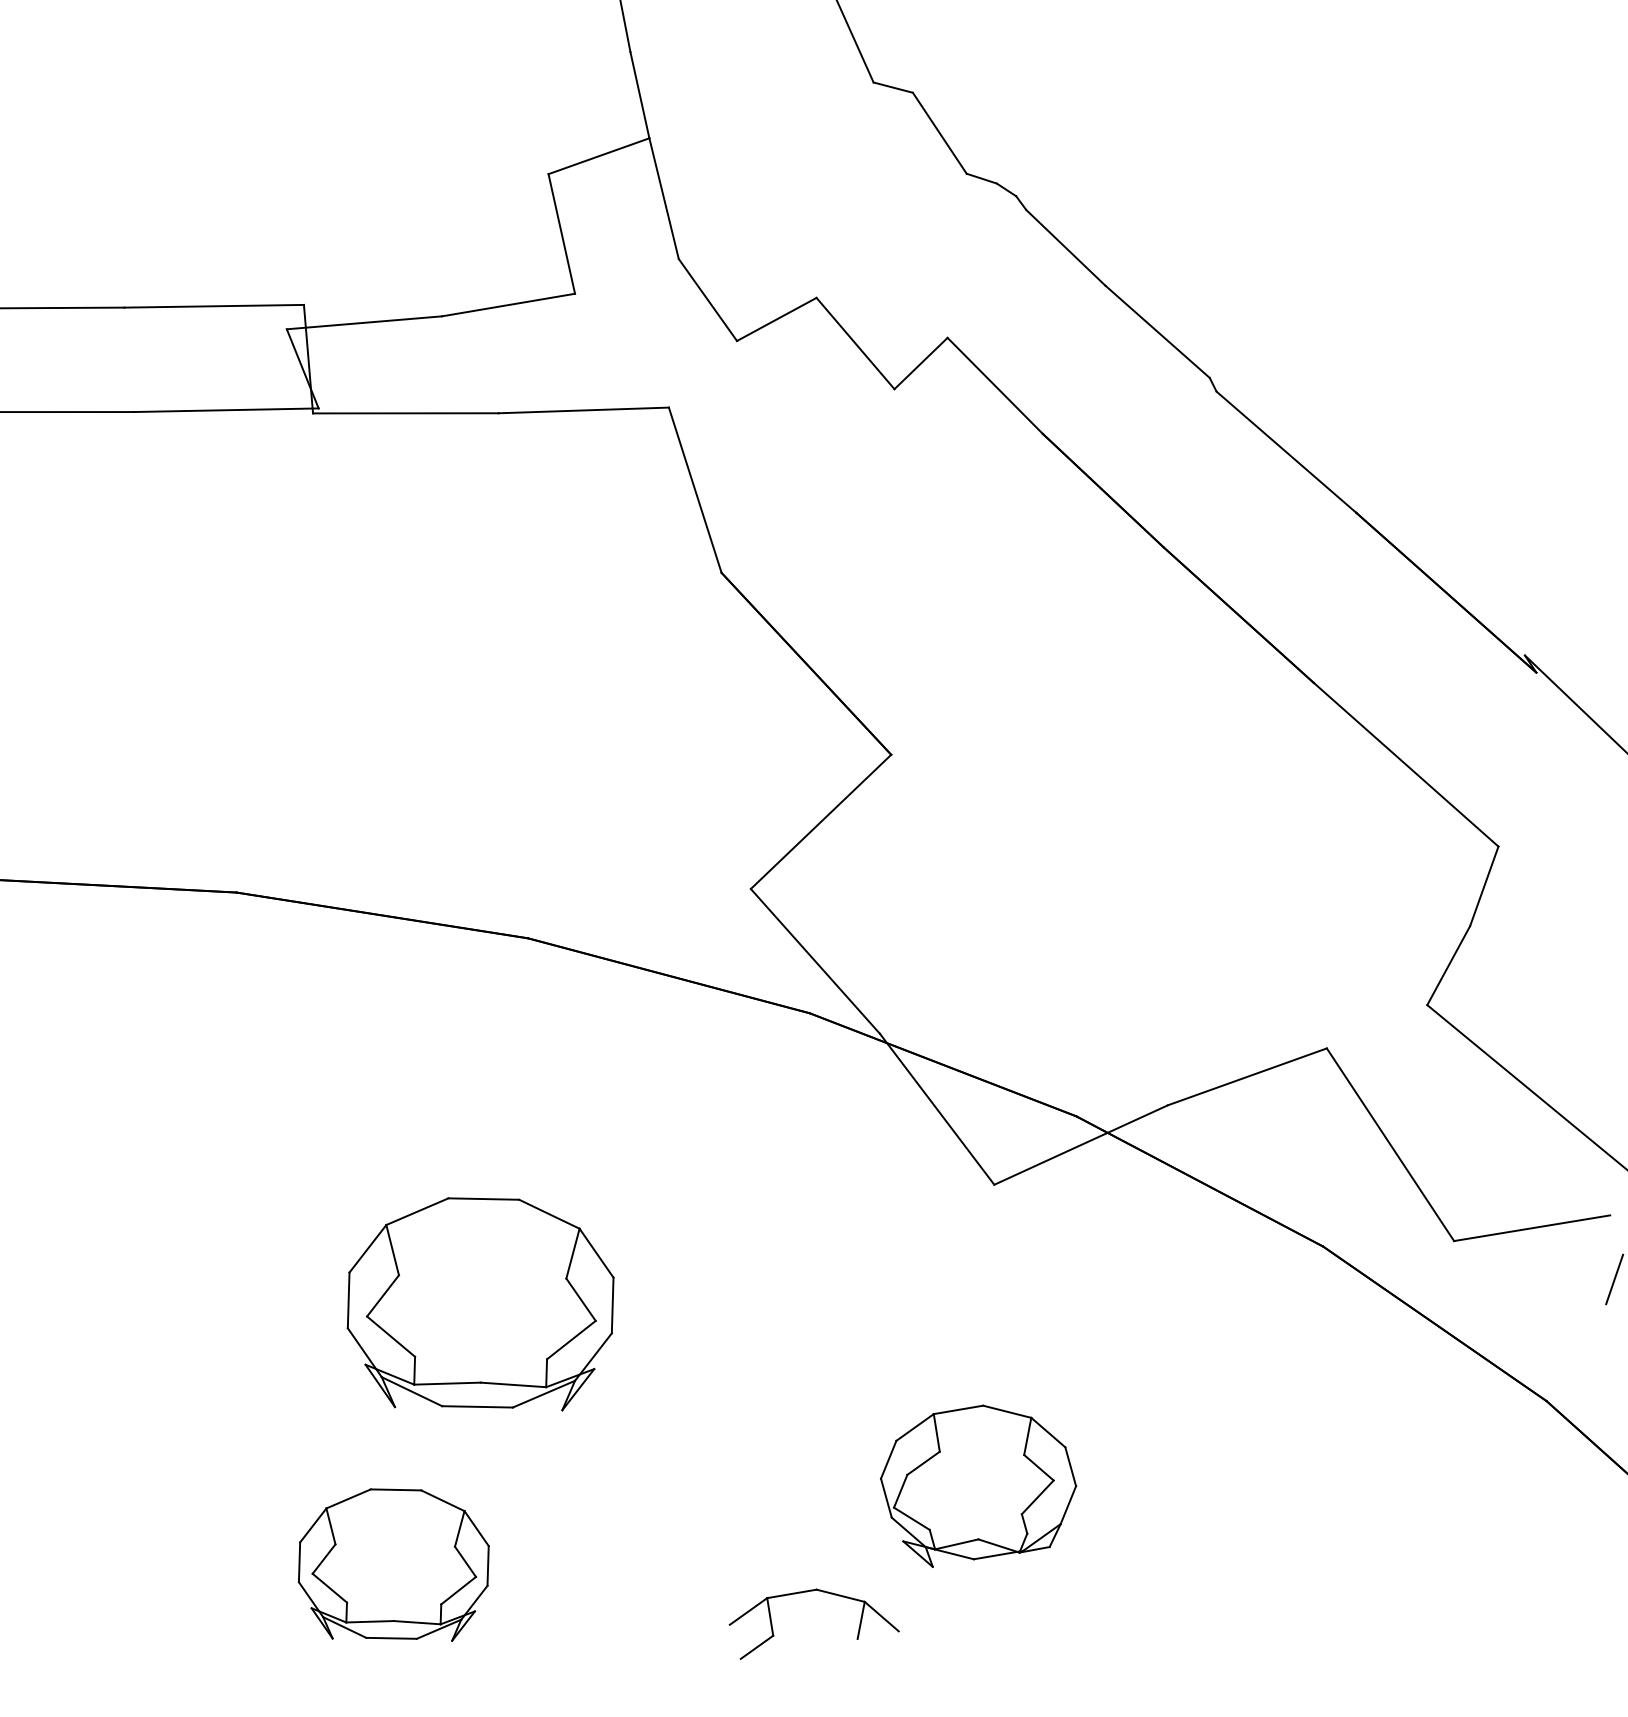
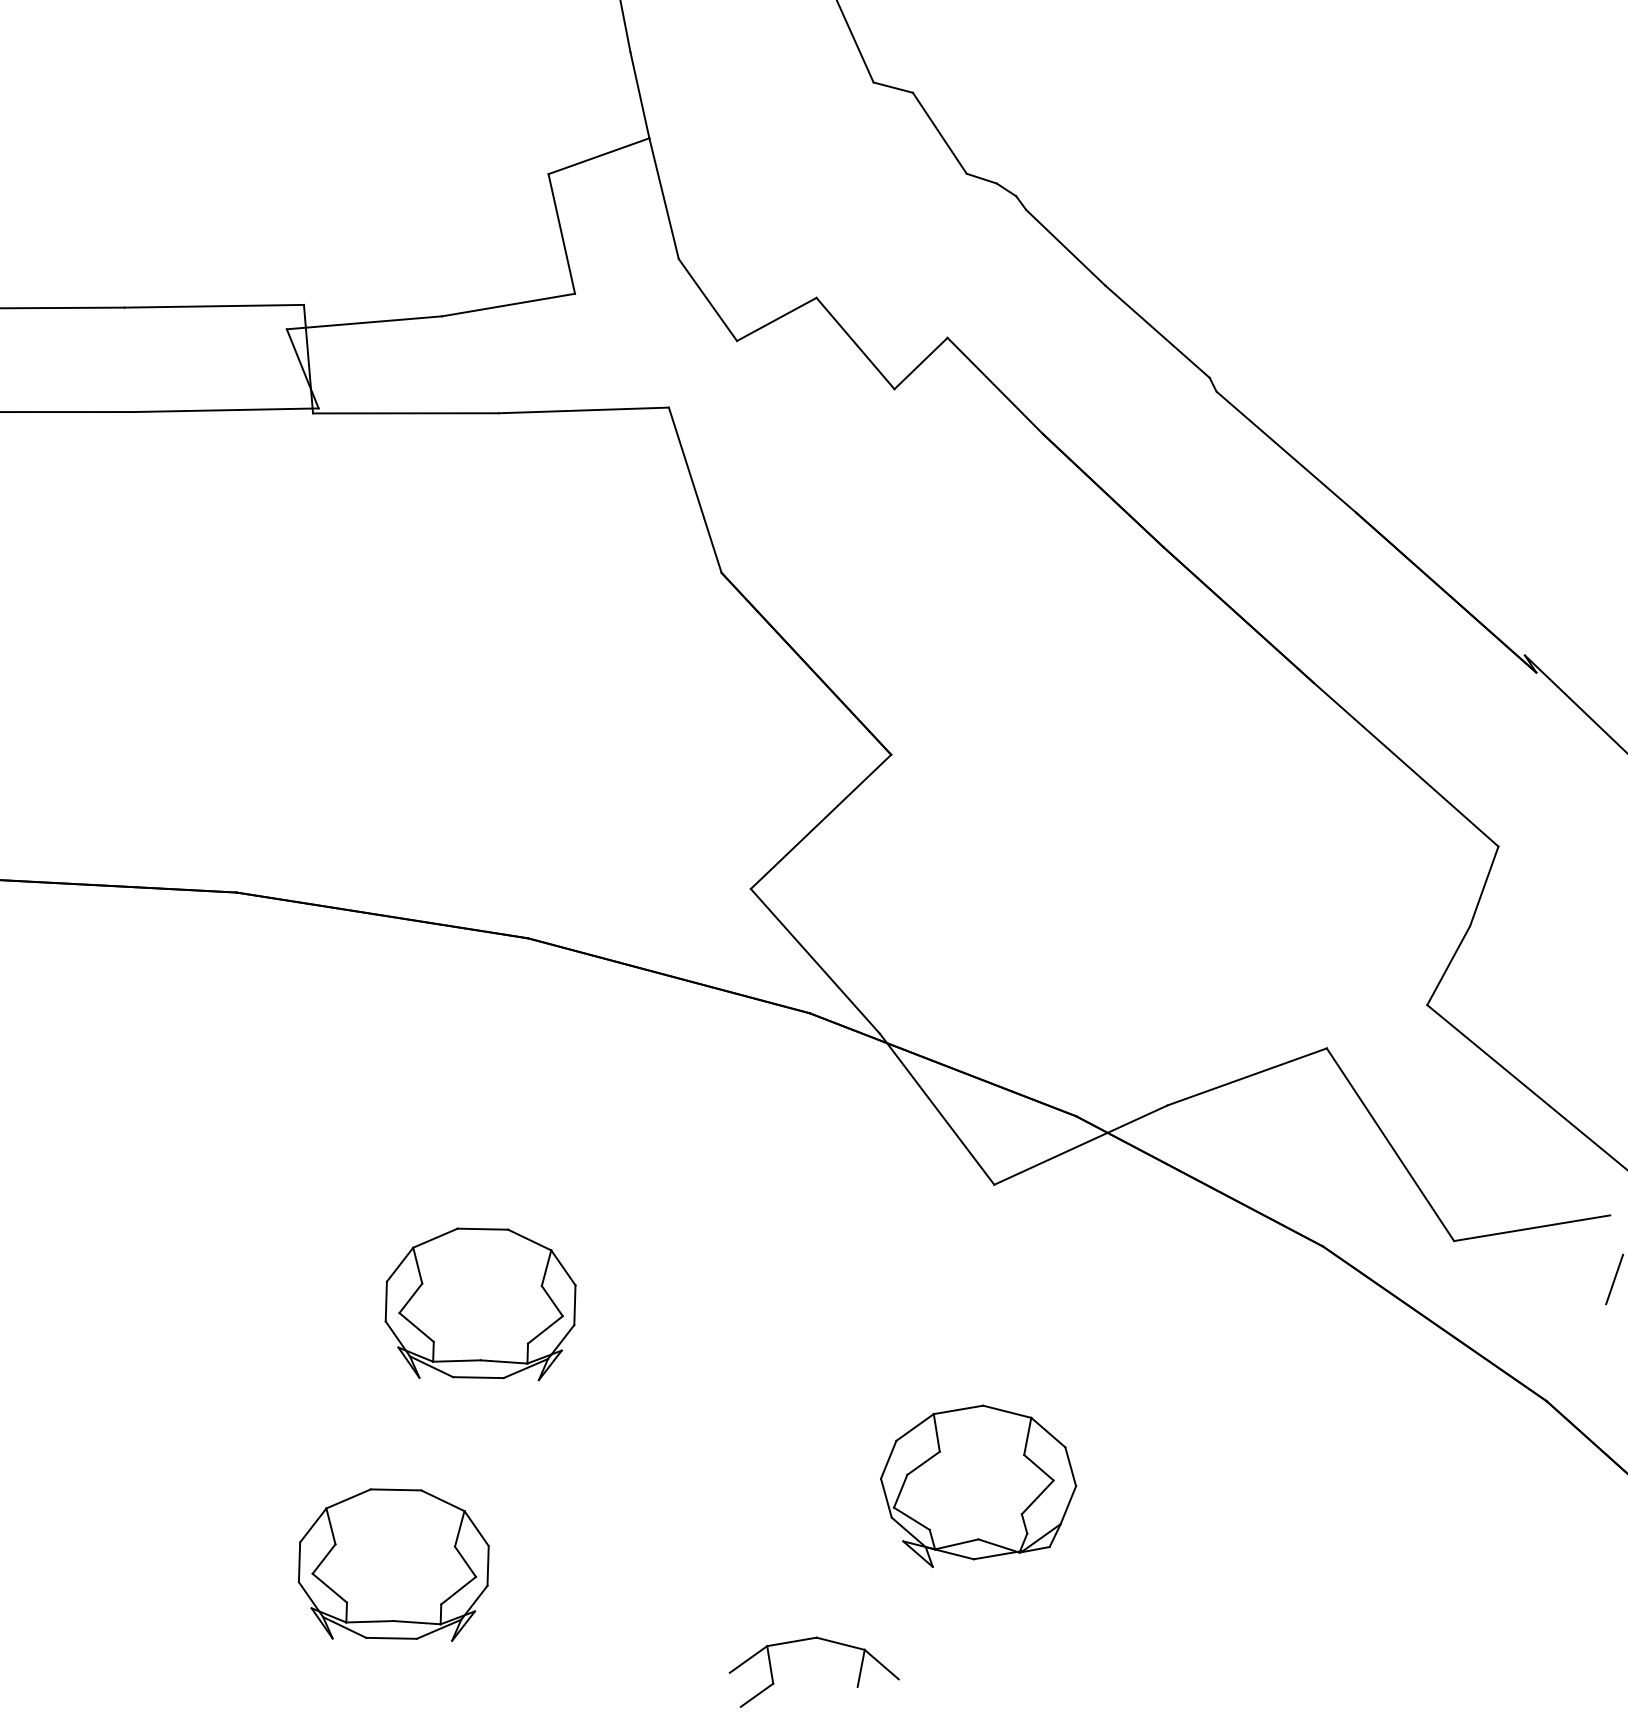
part size: 269x215 px -> 193x155 px (480, 1304)
part position: (807, 1592) -> (807, 1640) (807, 1640)
